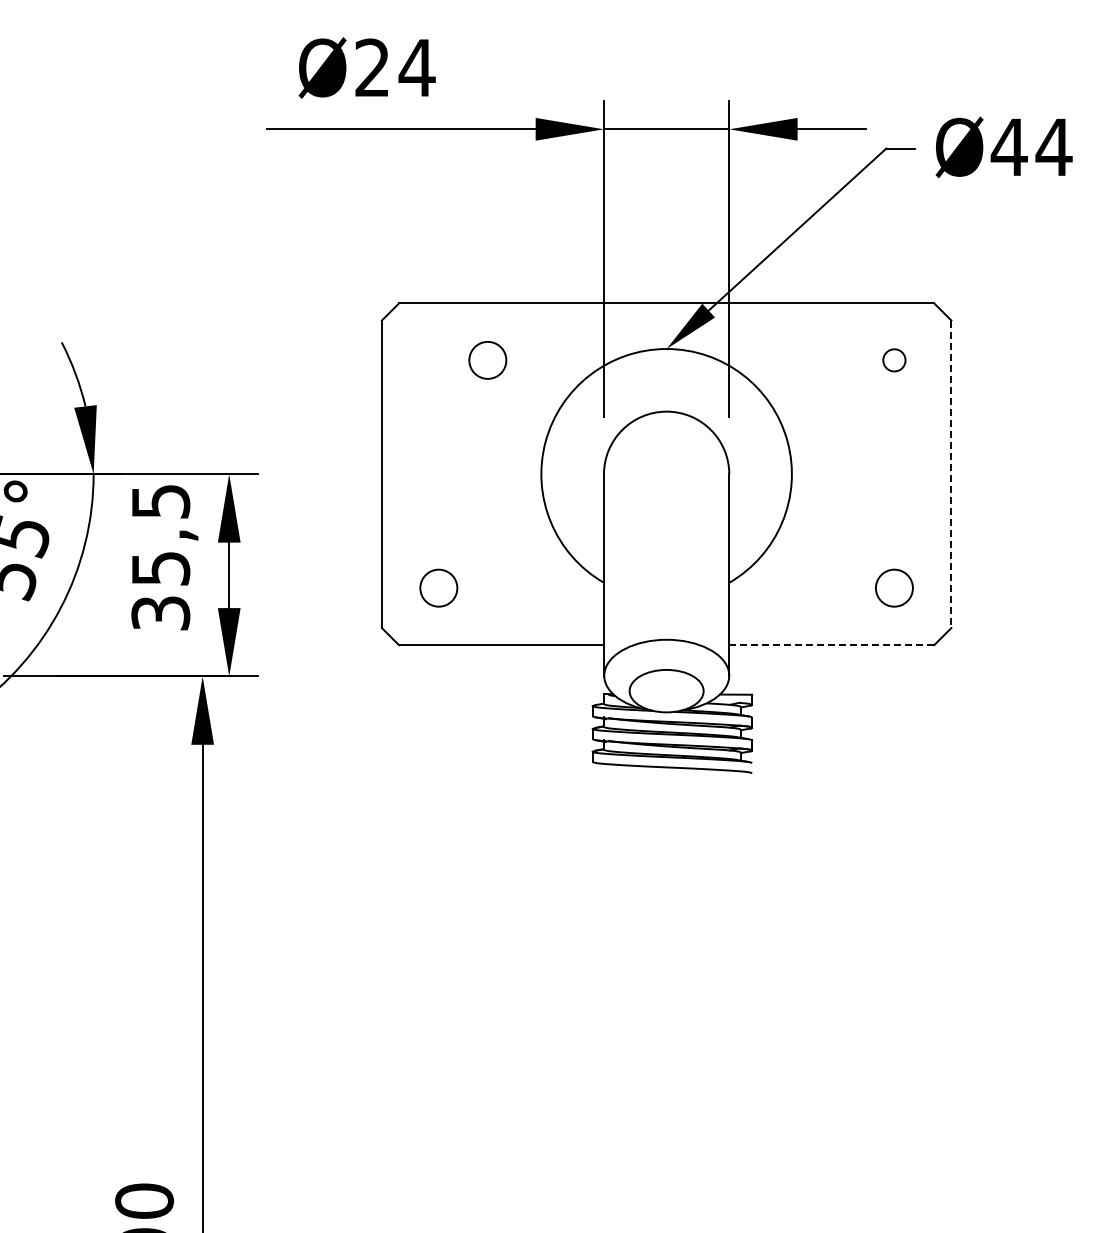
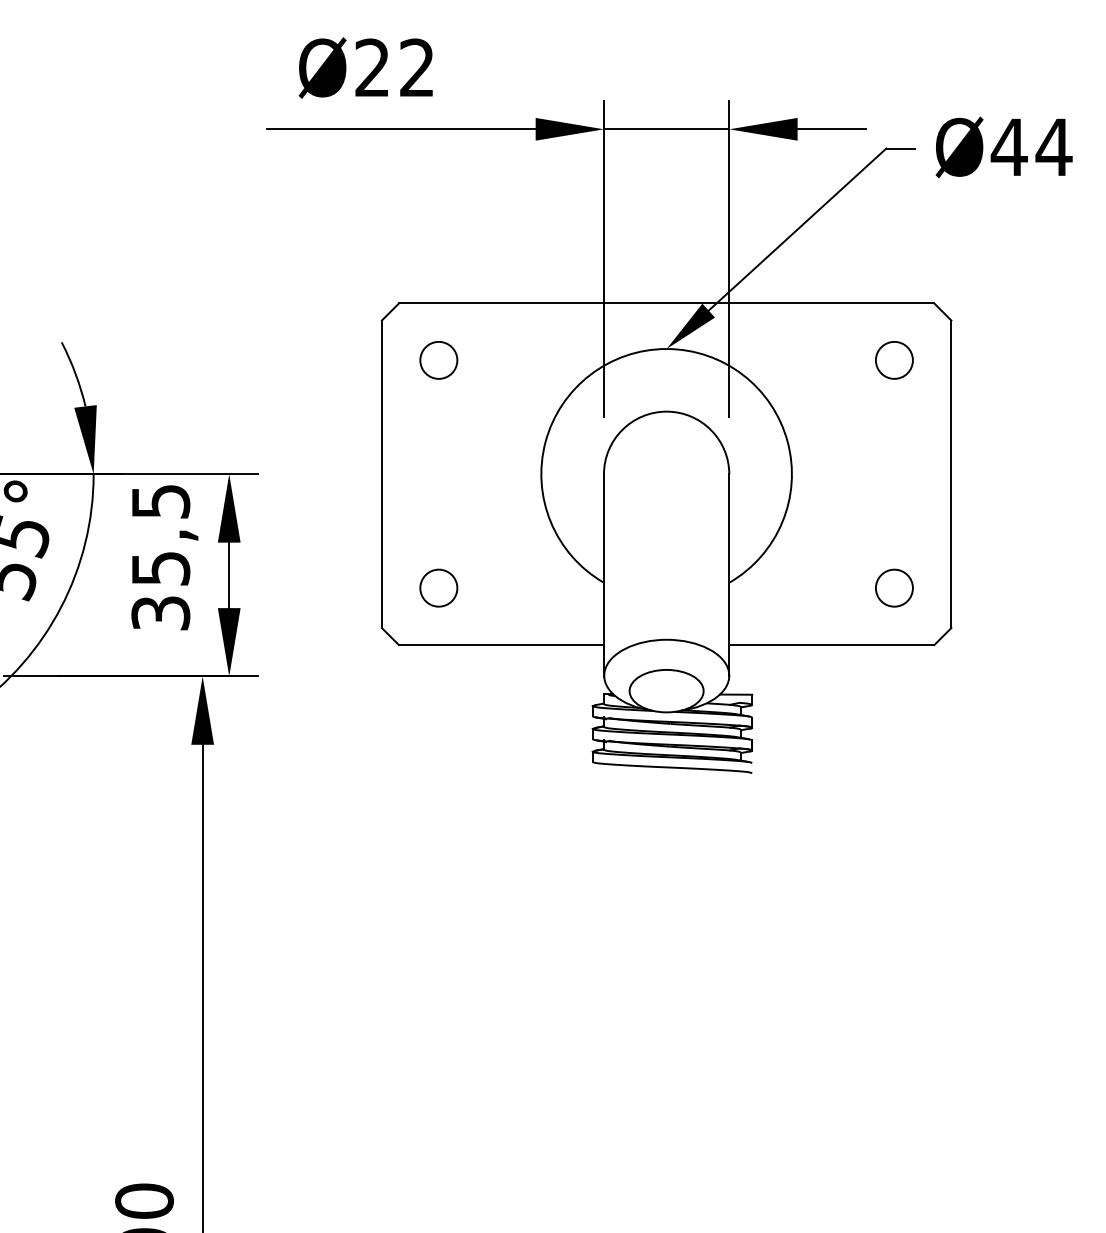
text: Ø24 -> Ø22 (416, 67)
circle position: (487, 360) -> (438, 360) (438, 360)
circle diameter: 22 px -> 37 px (893, 359)
line: dashed -> solid (951, 474)
line: dashed -> solid (831, 645)
